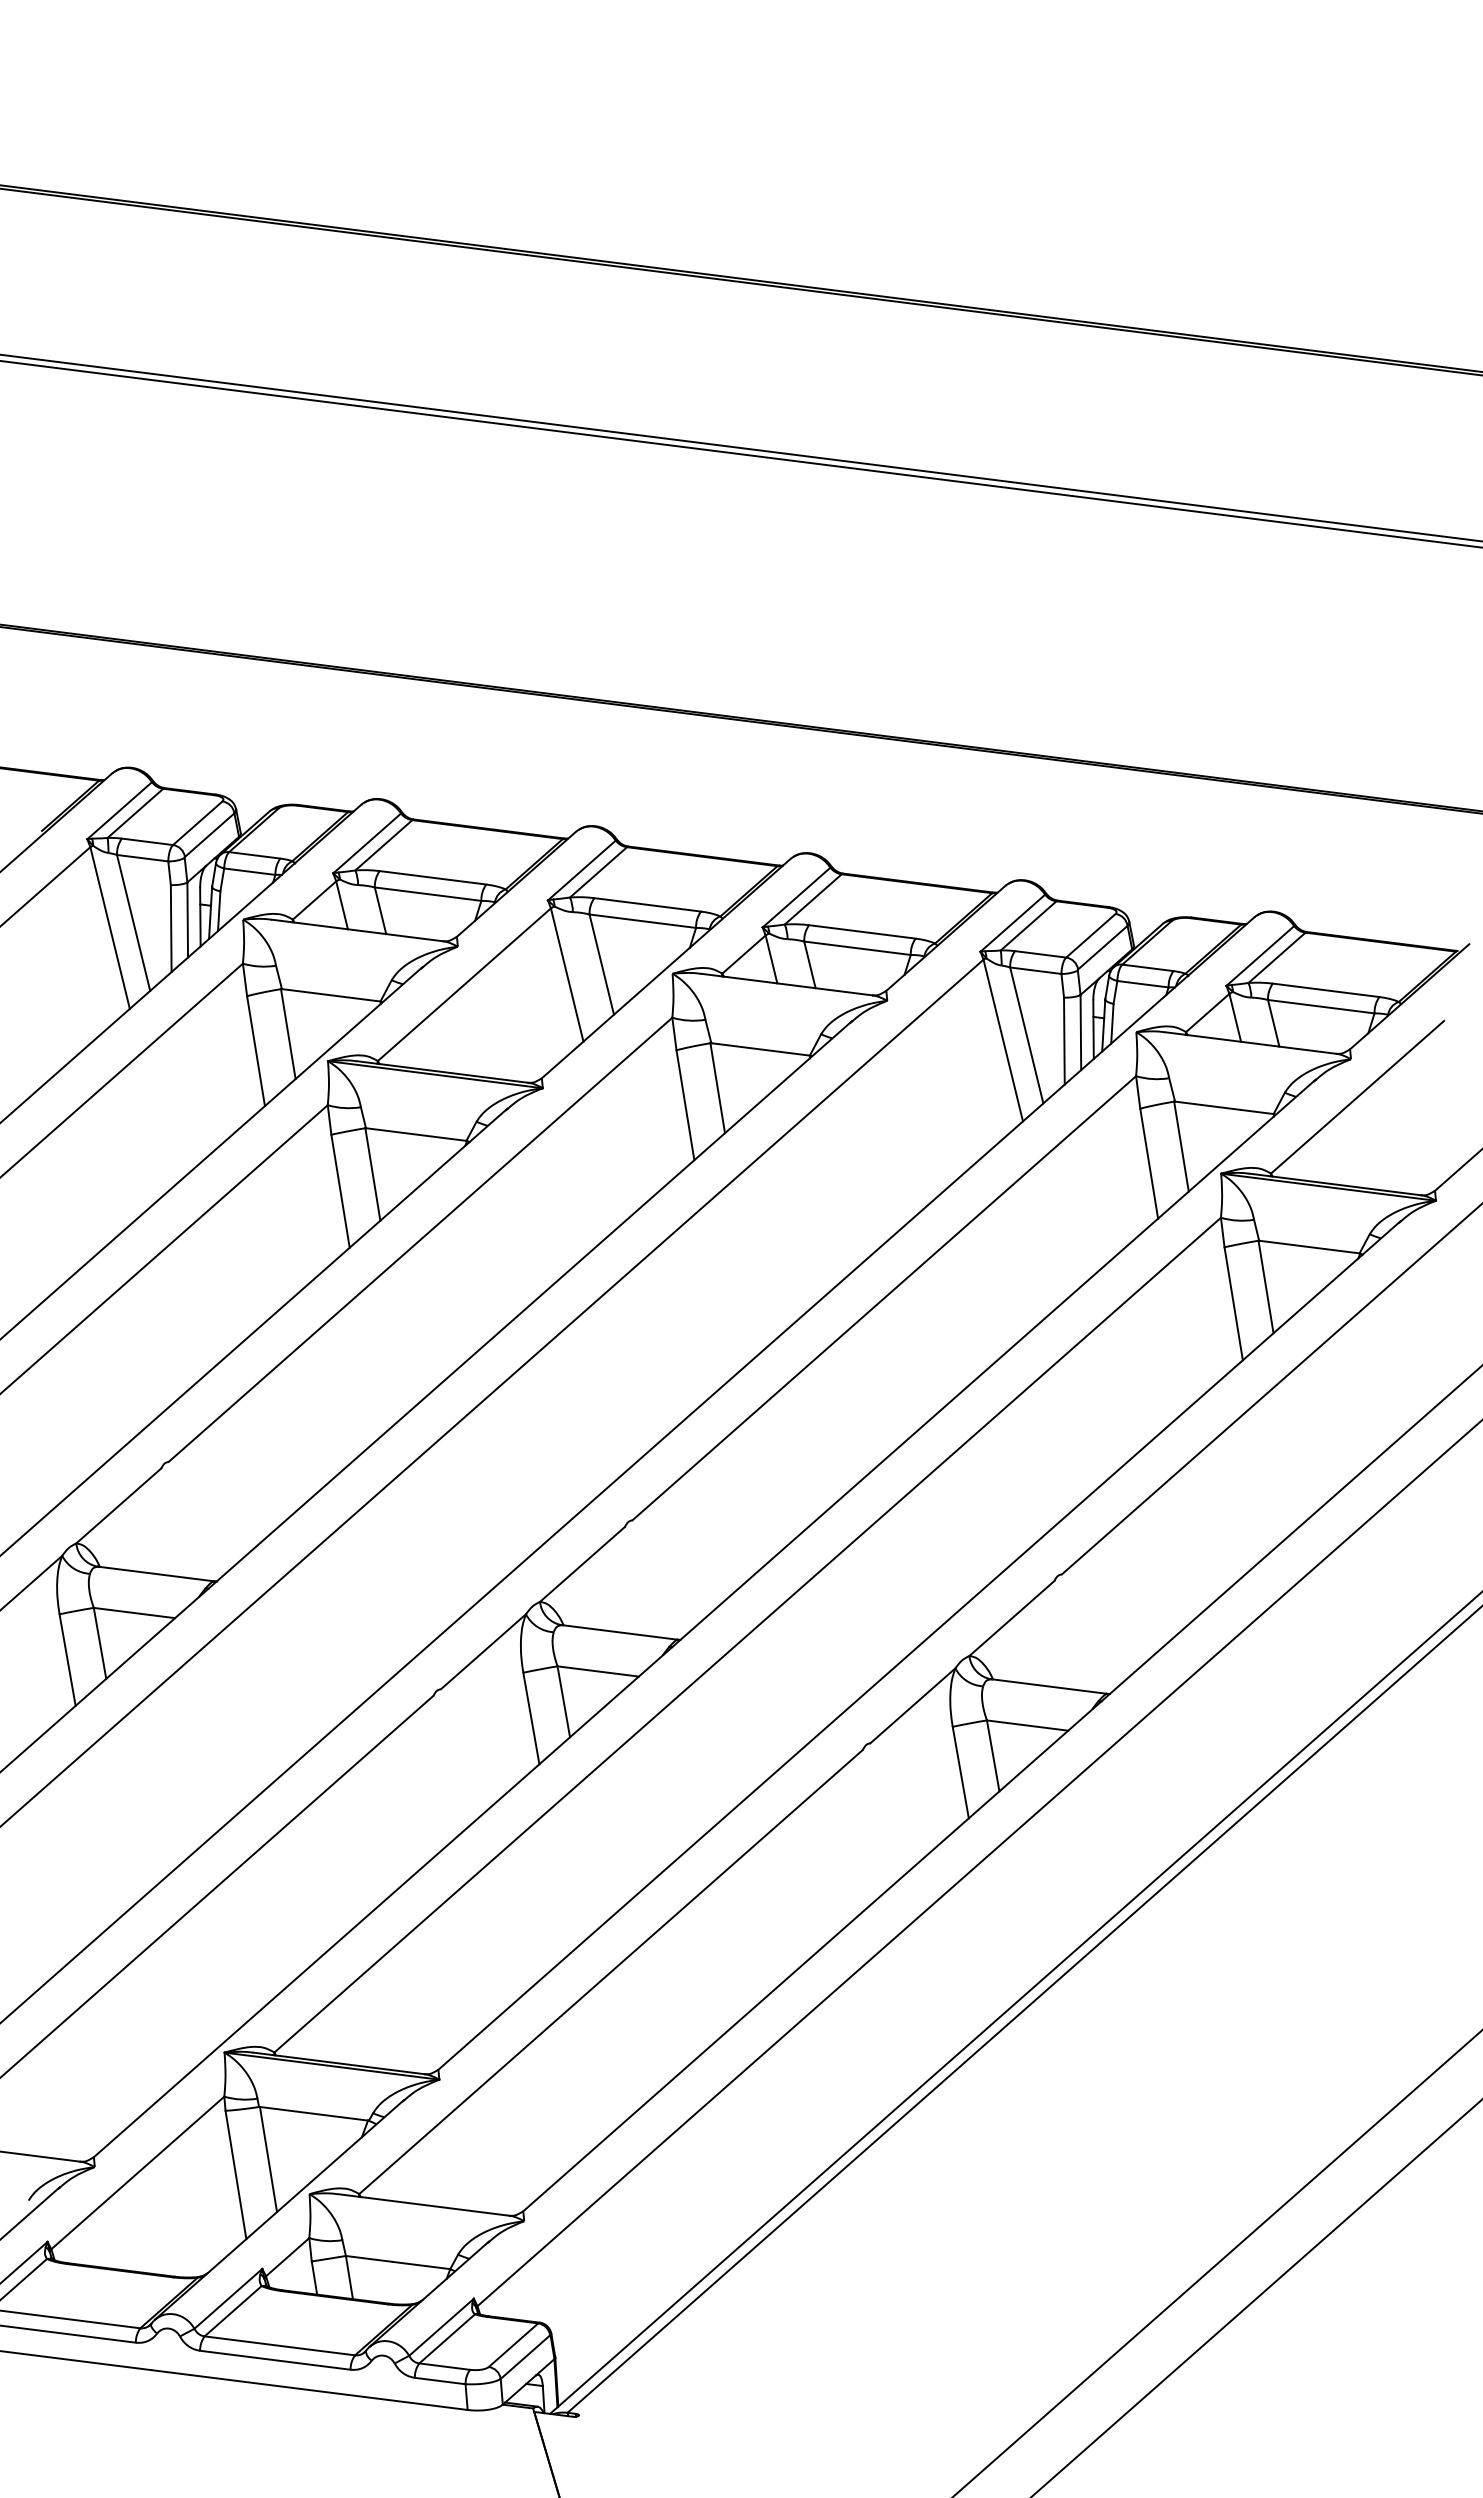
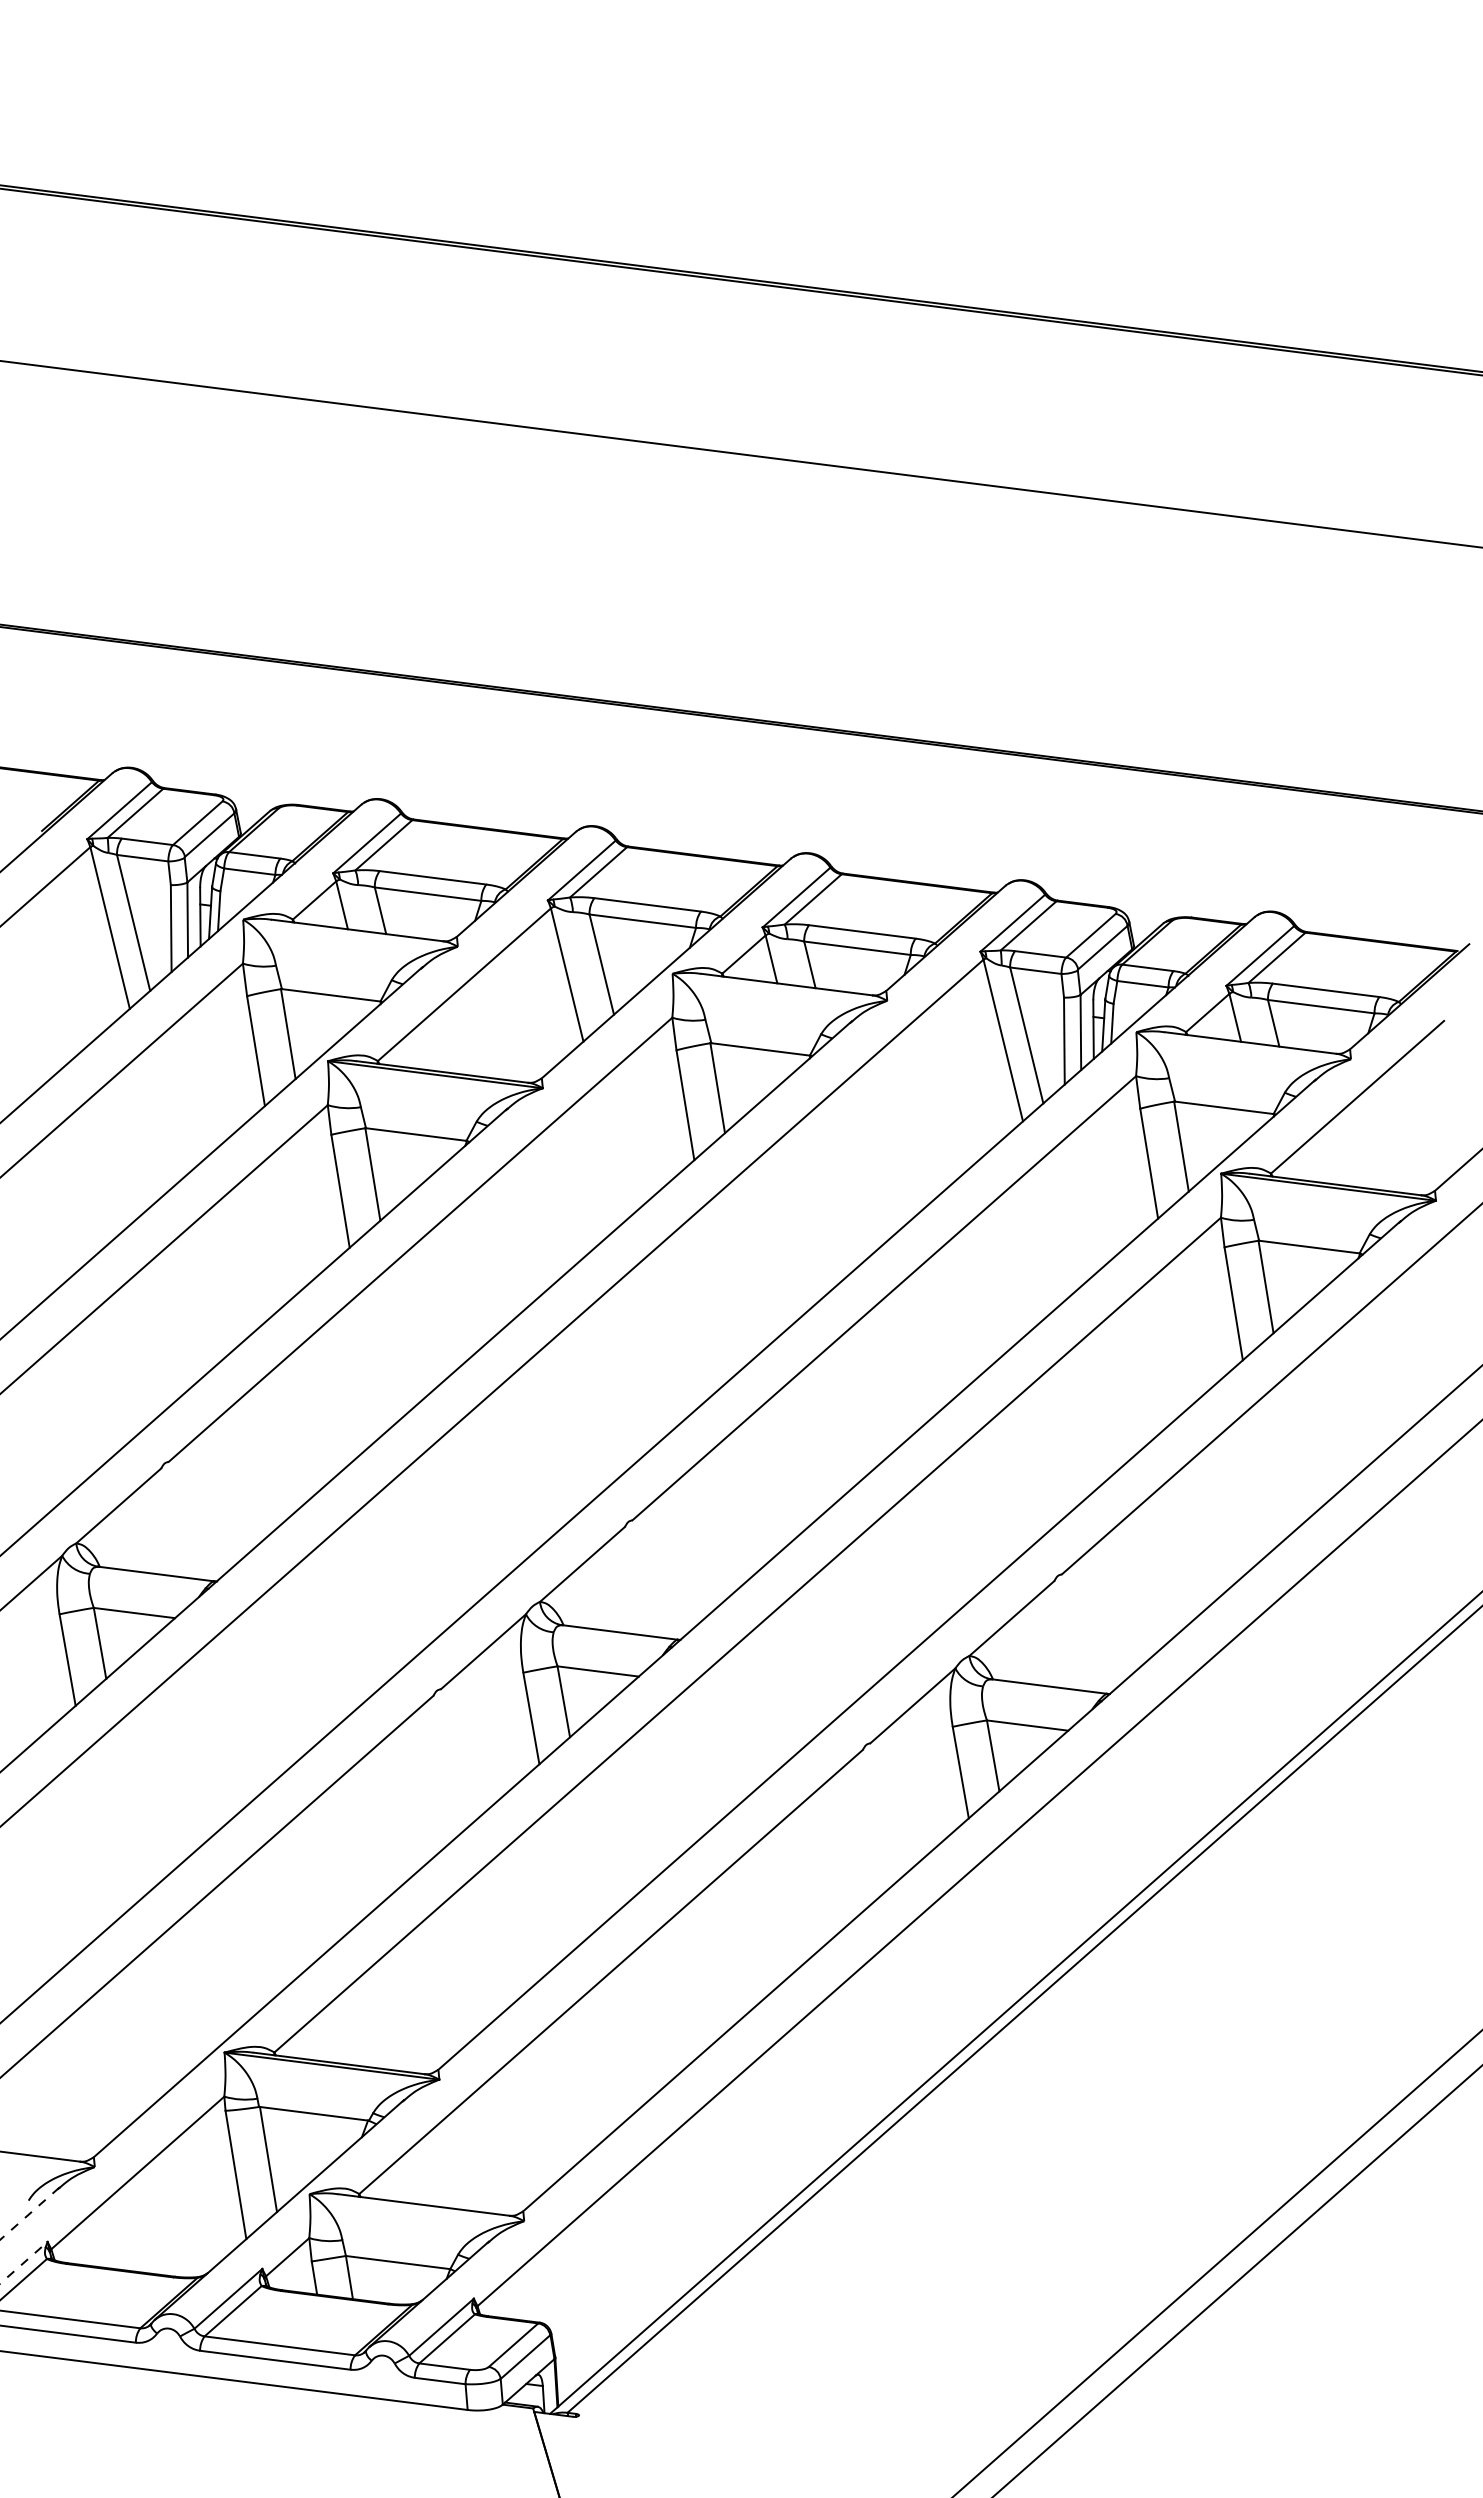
line: present -> none (740, 448)
line: solid -> dashed (29, 2213)
line: solid -> dashed (24, 2262)
line position: (1256, 2297) -> (1237, 2281) (1237, 2281)
